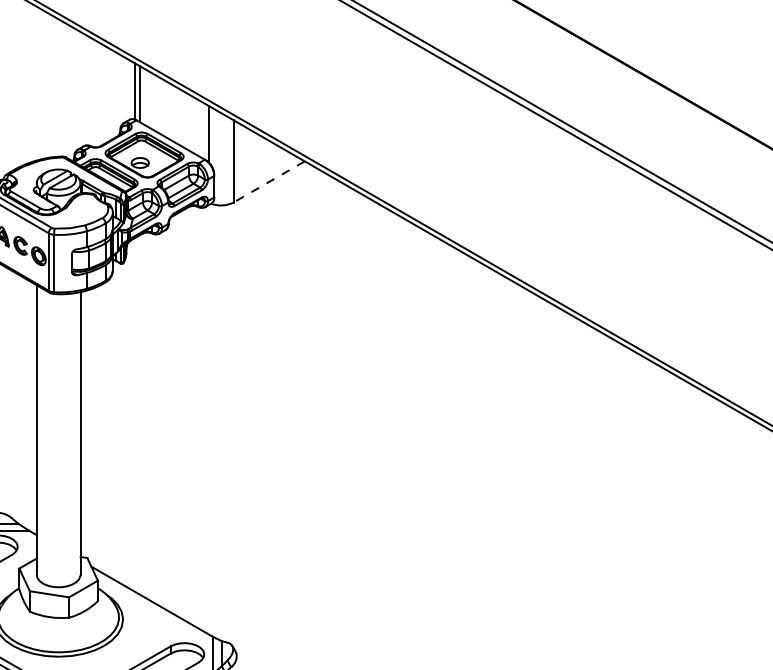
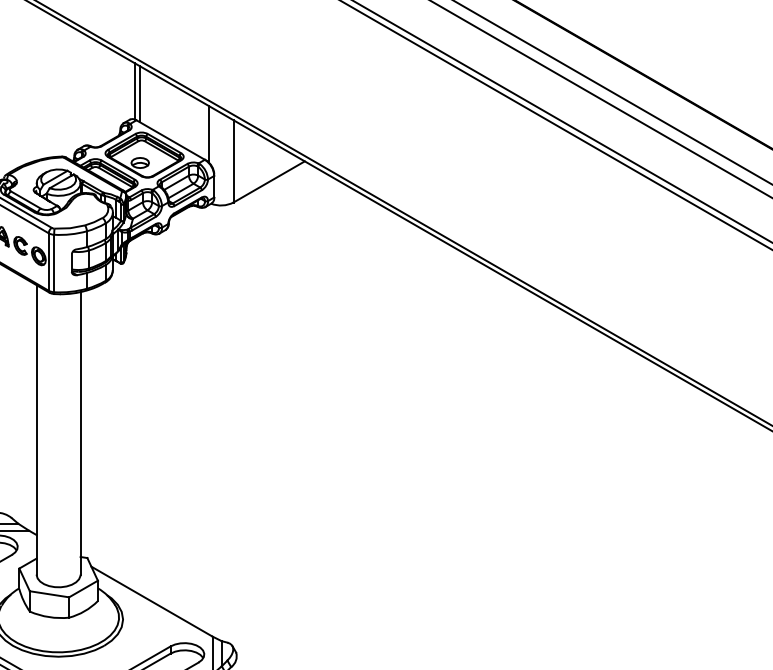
line: none -> present (612, 92)
line: none -> present (600, 99)
line: dashed -> solid (268, 182)
